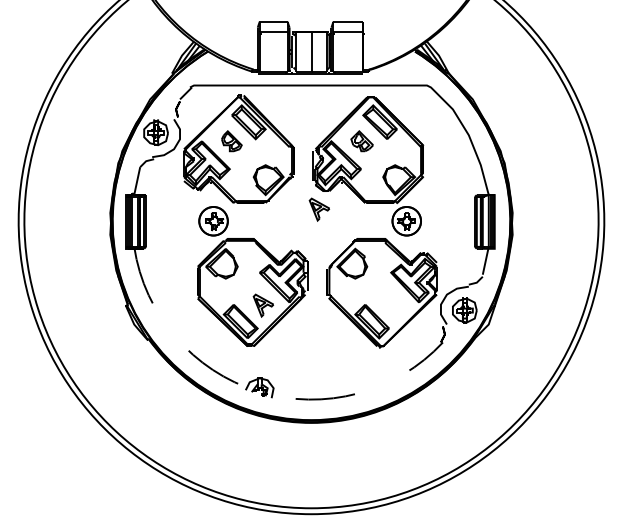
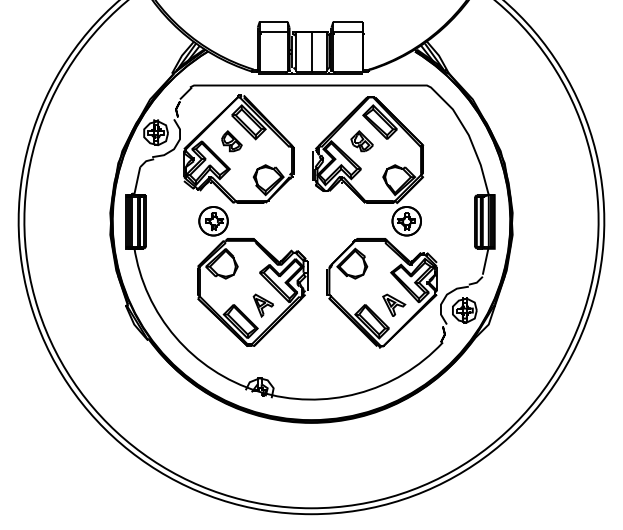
part: present -> none (318, 209)
part: none -> present (394, 304)
arc: dashed -> solid (258, 391)
